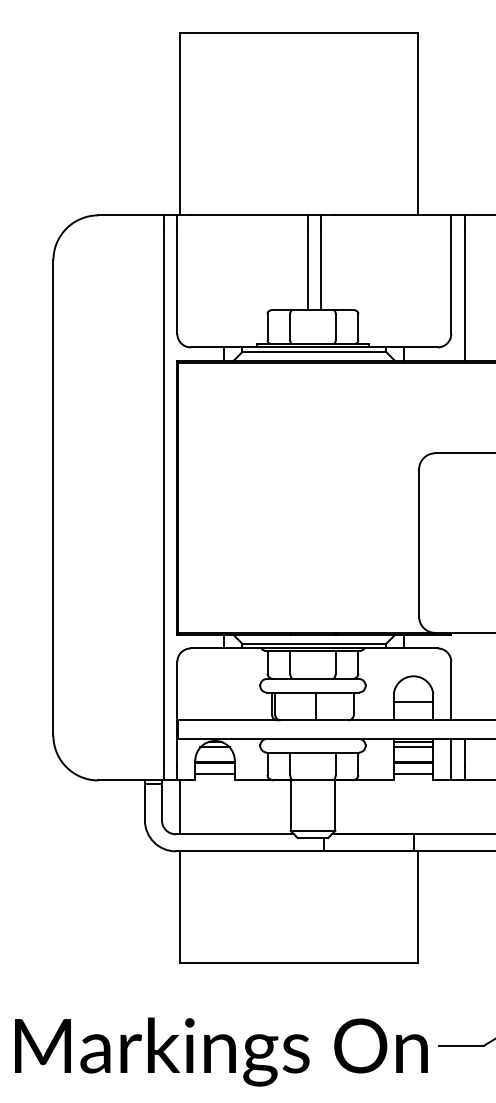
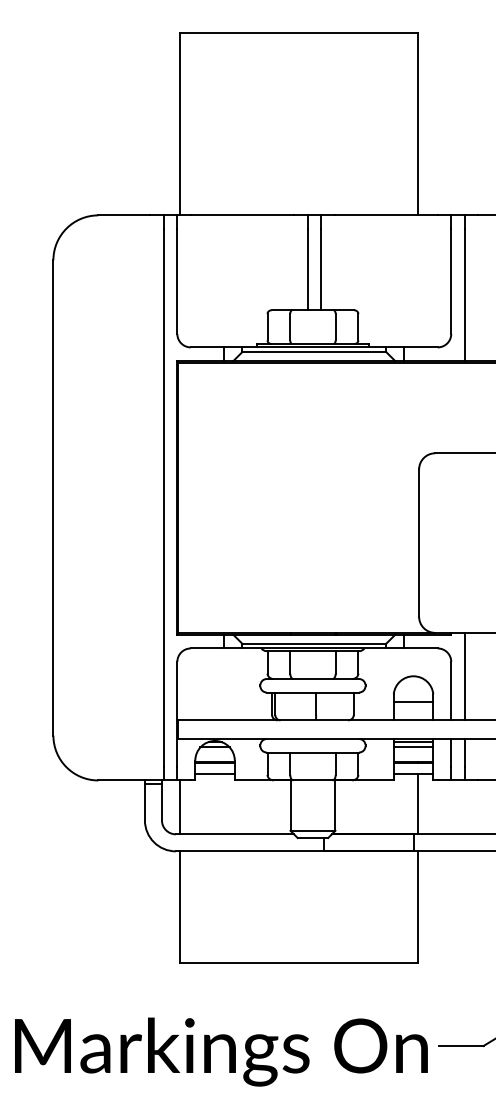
line: none -> present (464, 676)
line: none -> present (418, 803)
